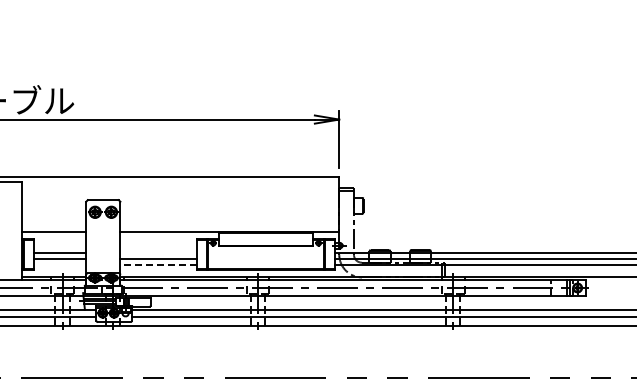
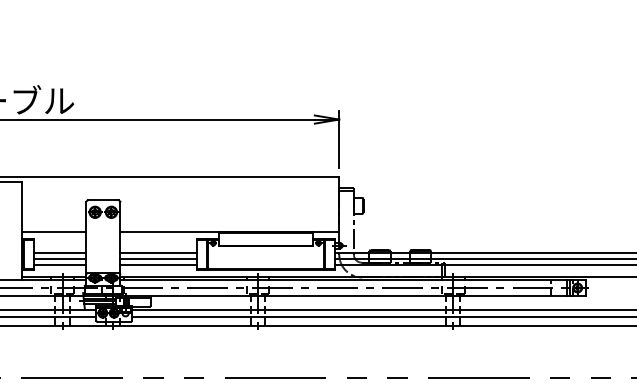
line: none -> present (158, 253)
line: none -> present (59, 264)
line: dashed -> solid (158, 264)
